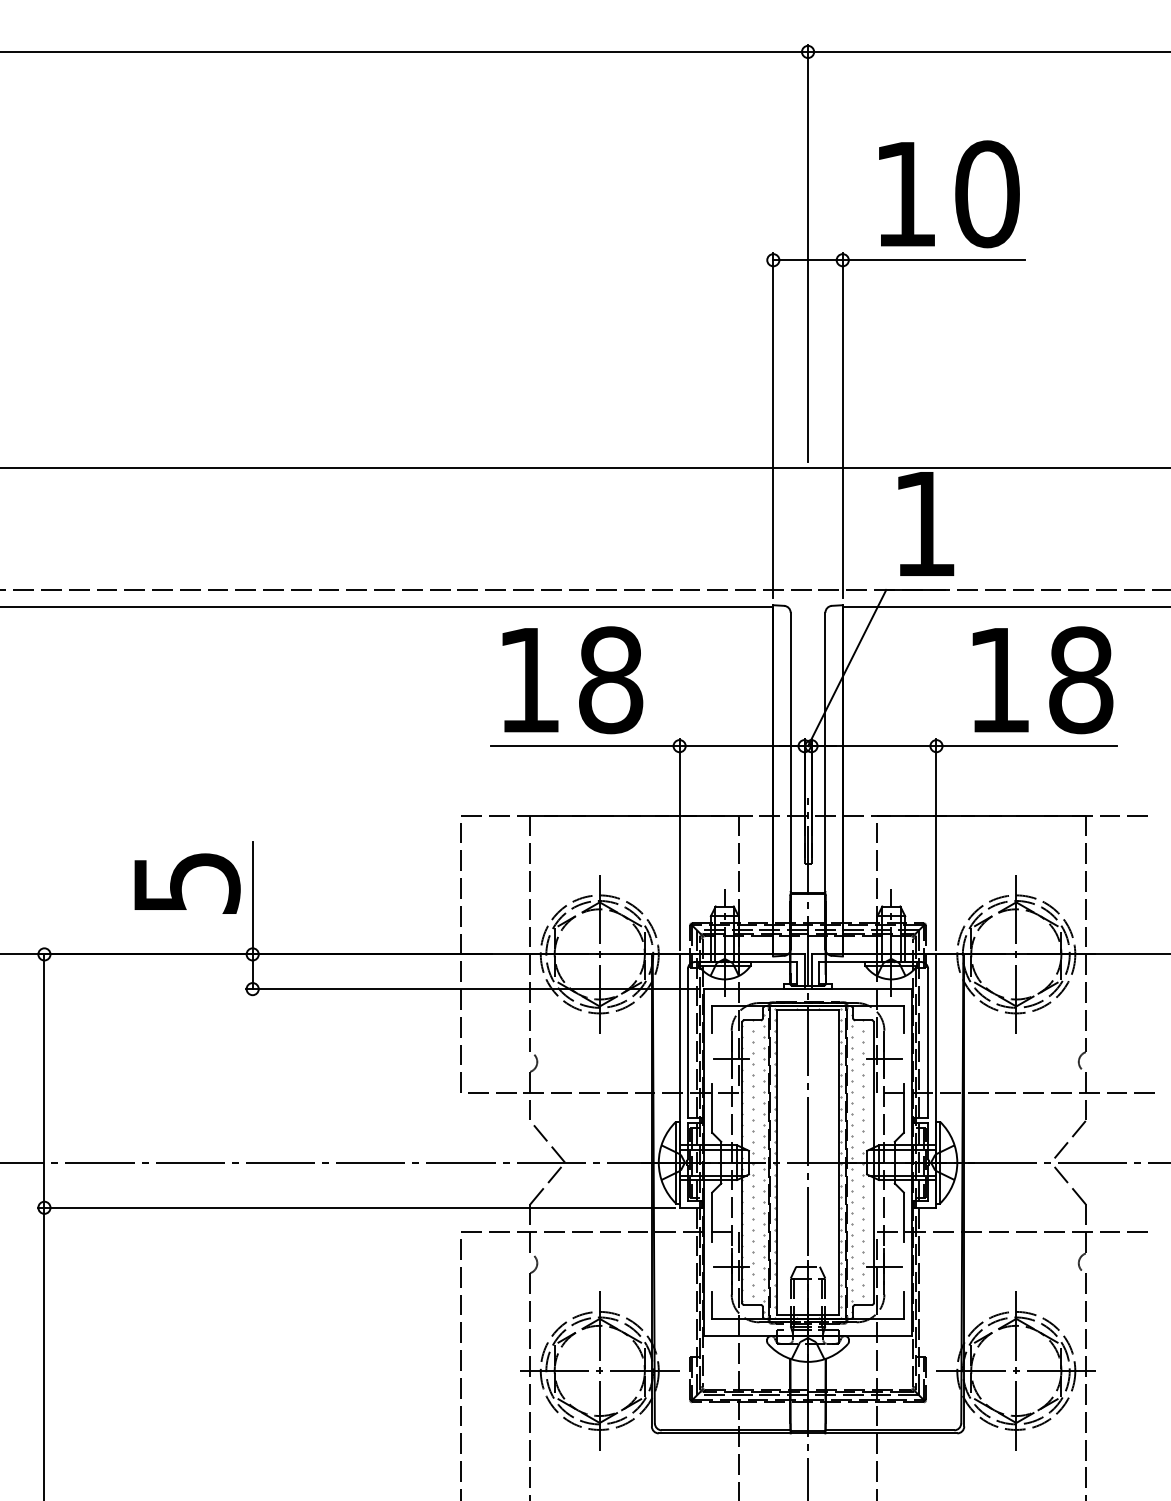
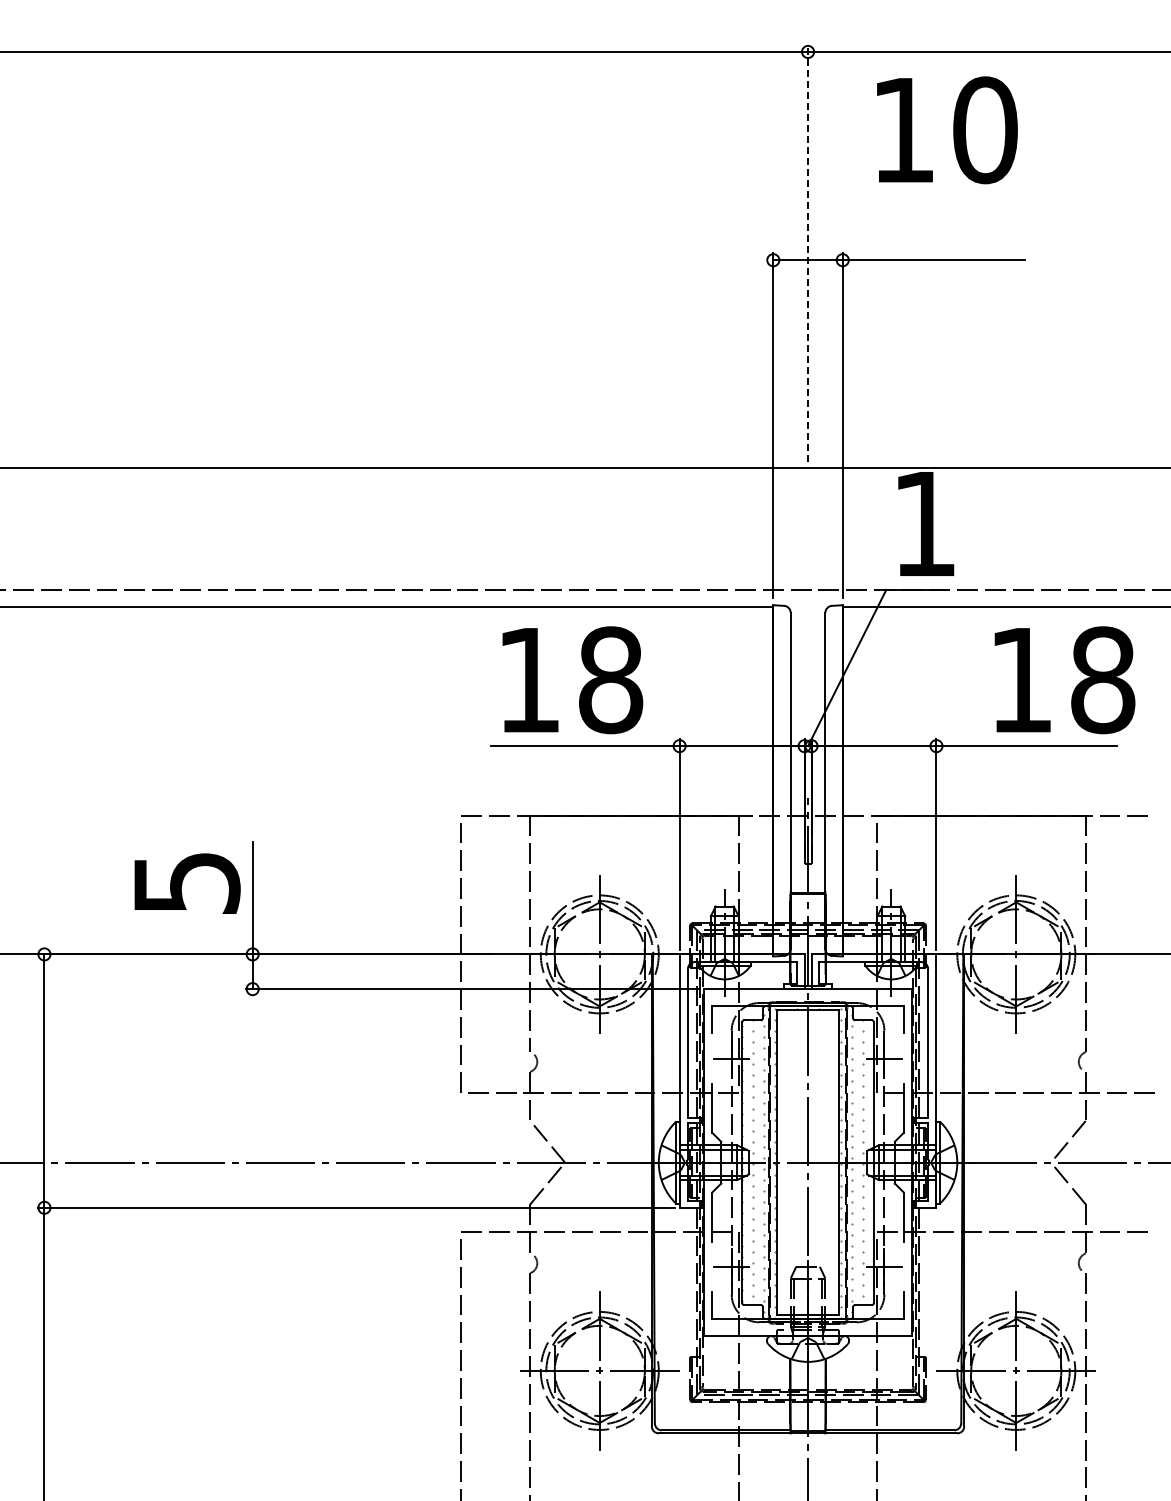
text position: (949, 194) -> (947, 130) (947, 130)
line: solid -> dashed (808, 252)
text position: (1042, 680) -> (1064, 680) (1064, 680)
